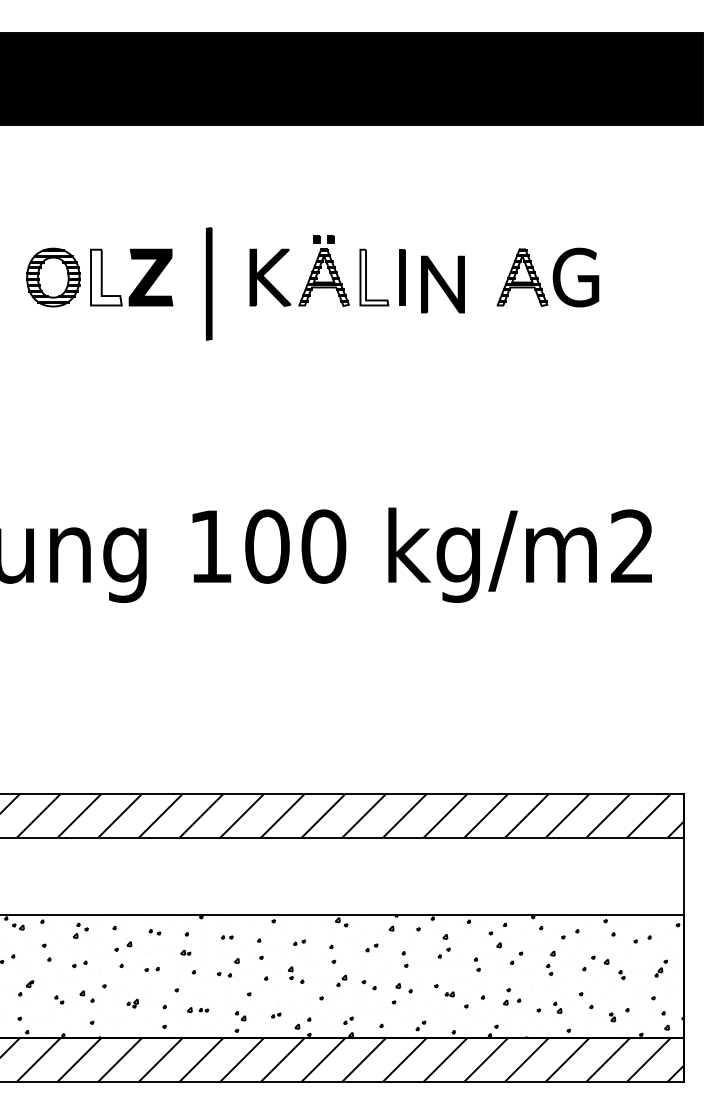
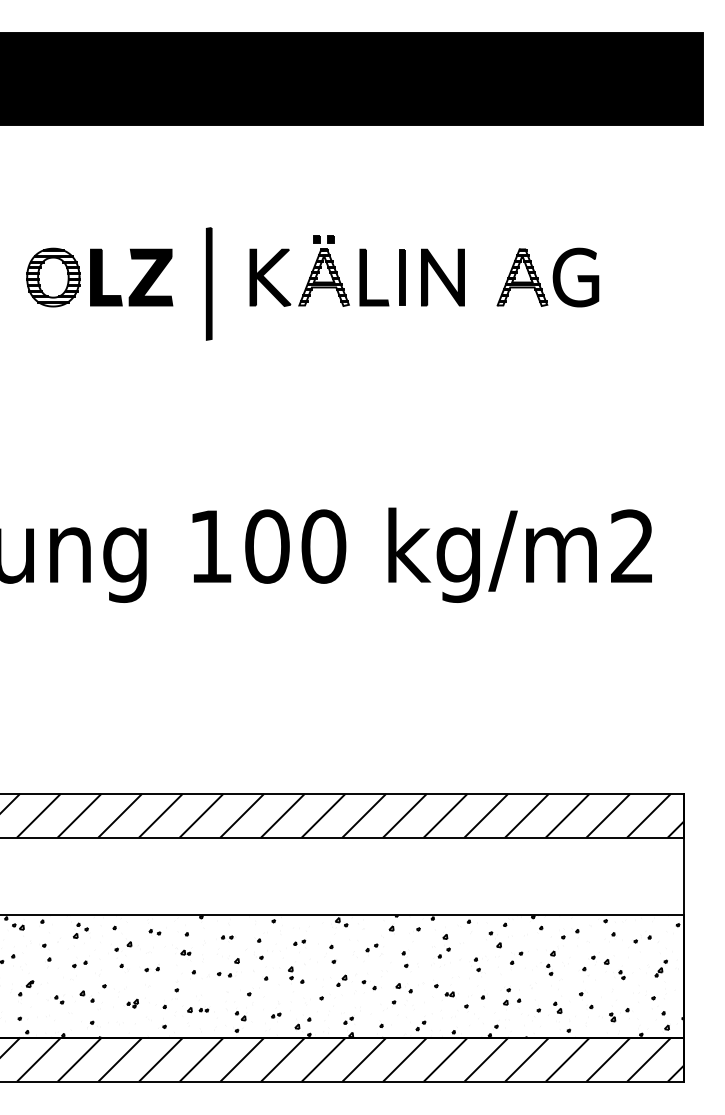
fill: none -> present (106, 277)
fill: none -> present (374, 277)
part position: (442, 284) -> (442, 277) (442, 277)
